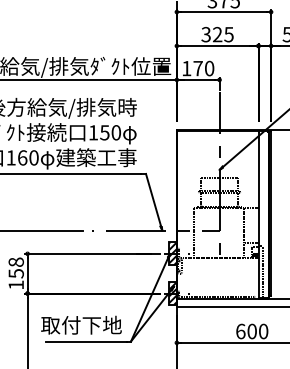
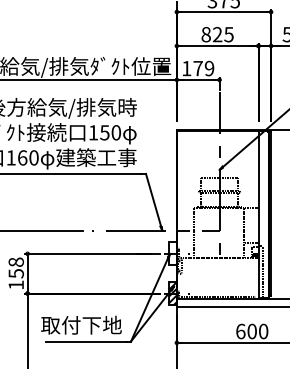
text: 325 -> 825 (205, 34)
text: 170 -> 179 (209, 68)
hatch: present -> none (172, 253)
